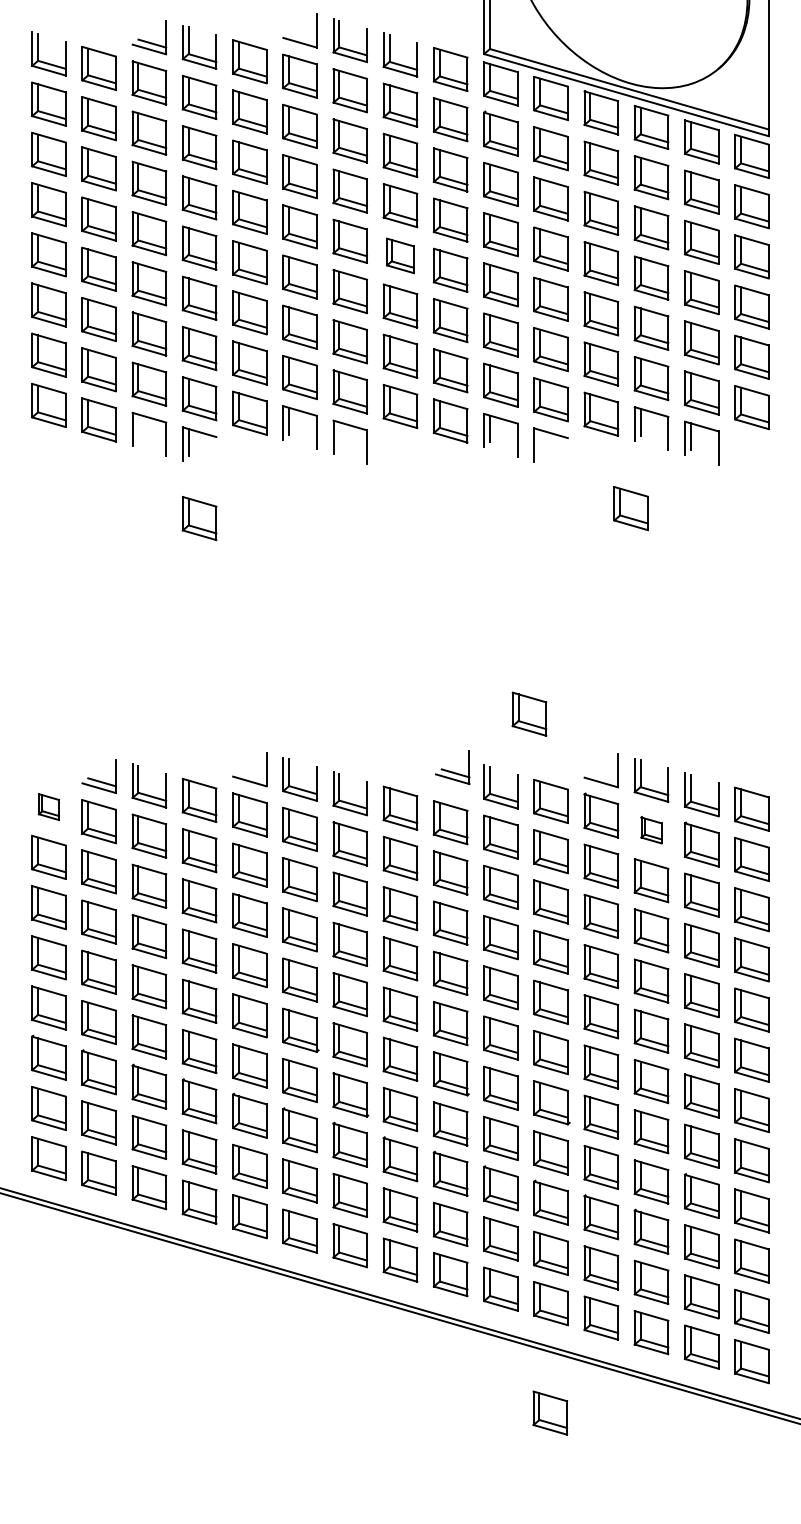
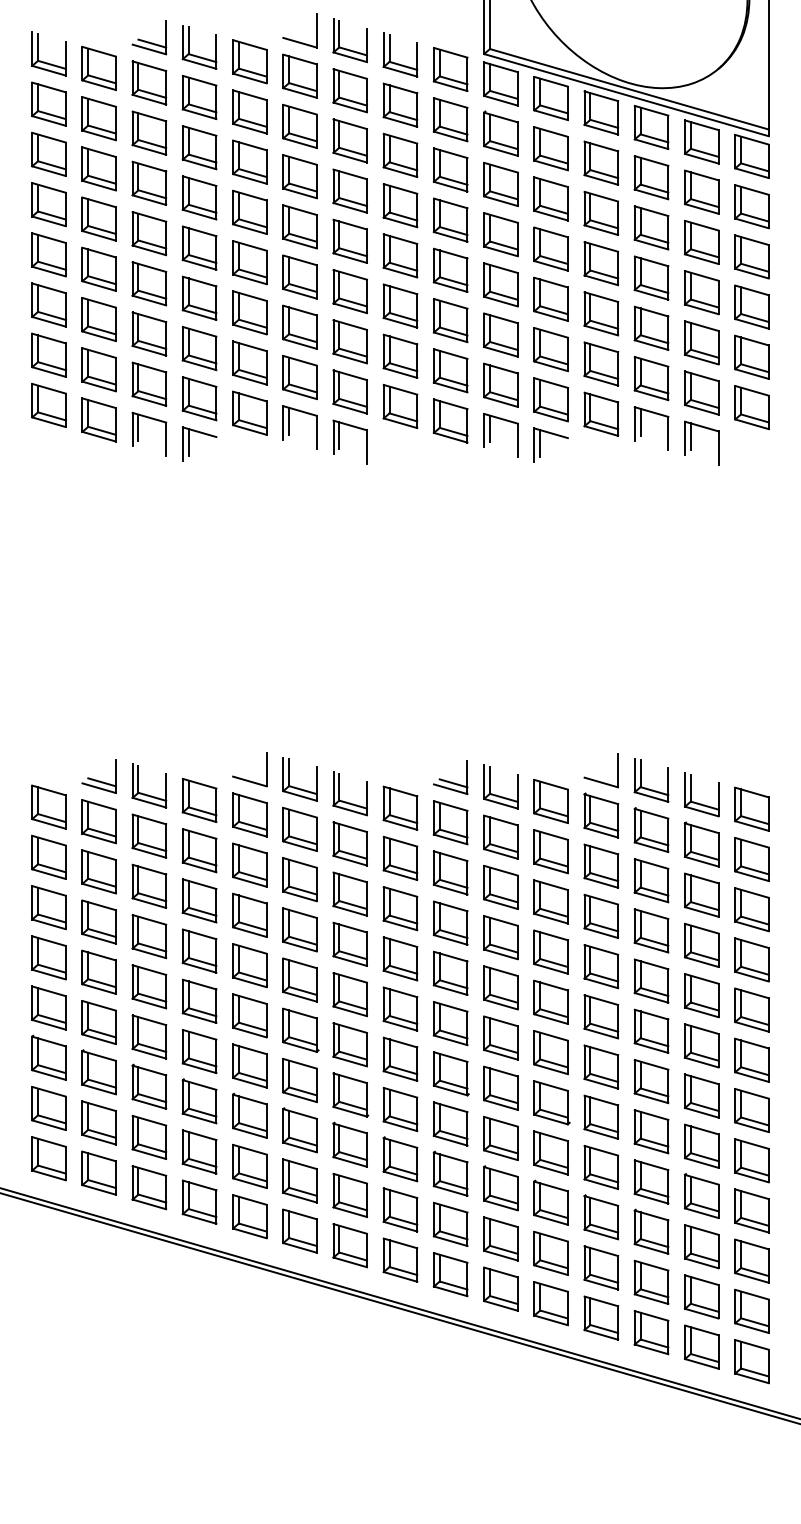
part size: 29x38 px -> 37x46 px (400, 255)
line: none -> present (138, 427)
line: none -> present (339, 435)
line: none -> present (540, 443)
part: present -> none (630, 508)
part: present -> none (199, 518)
part: present -> none (529, 713)
part position: (452, 767) -> (450, 777) (450, 777)
part size: 23x28 px -> 36x46 px (48, 806)
part size: 23x29 px -> 37x47 px (651, 830)
part: present -> none (550, 1412)
